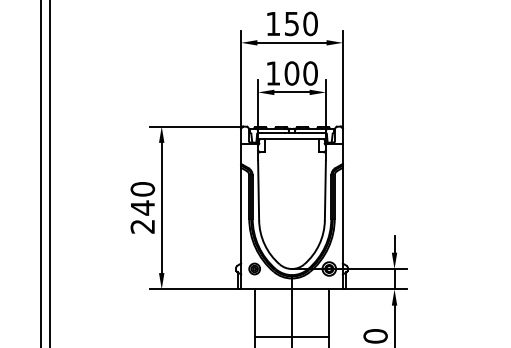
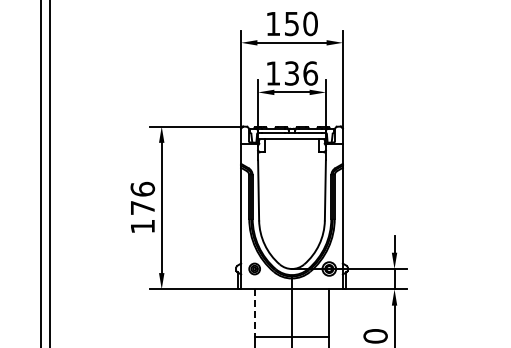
text: 100 -> 136 (301, 73)
text: 240 -> 176 (142, 207)
line: solid -> dashed (254, 313)
